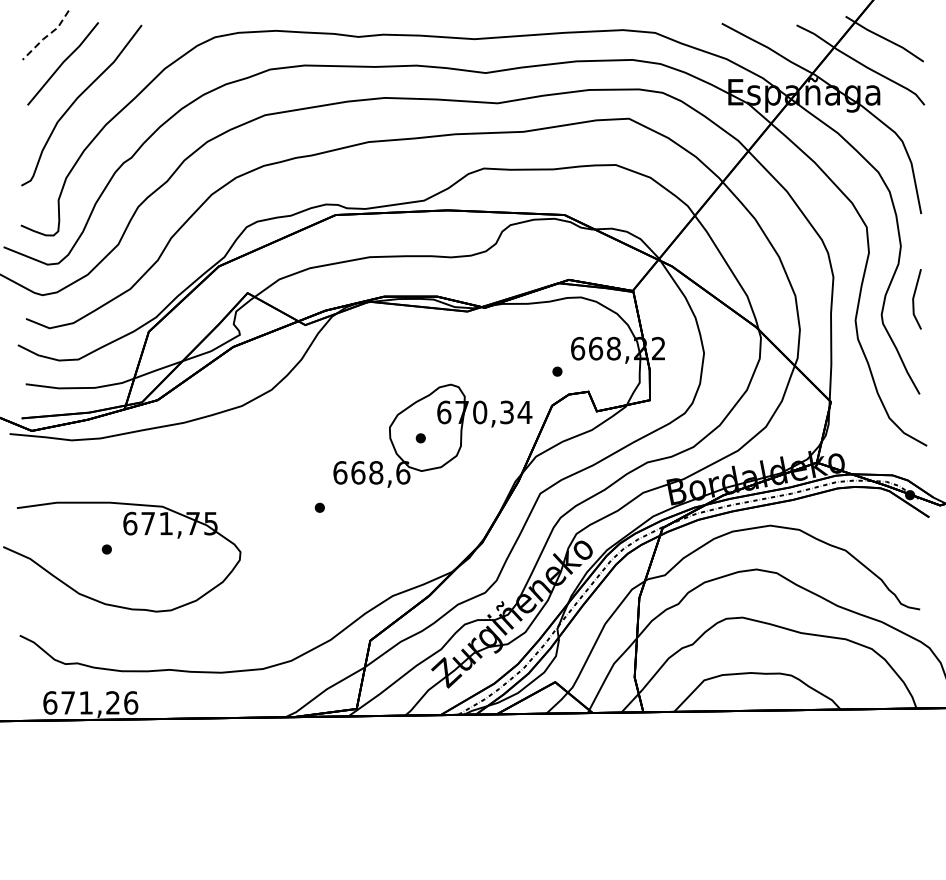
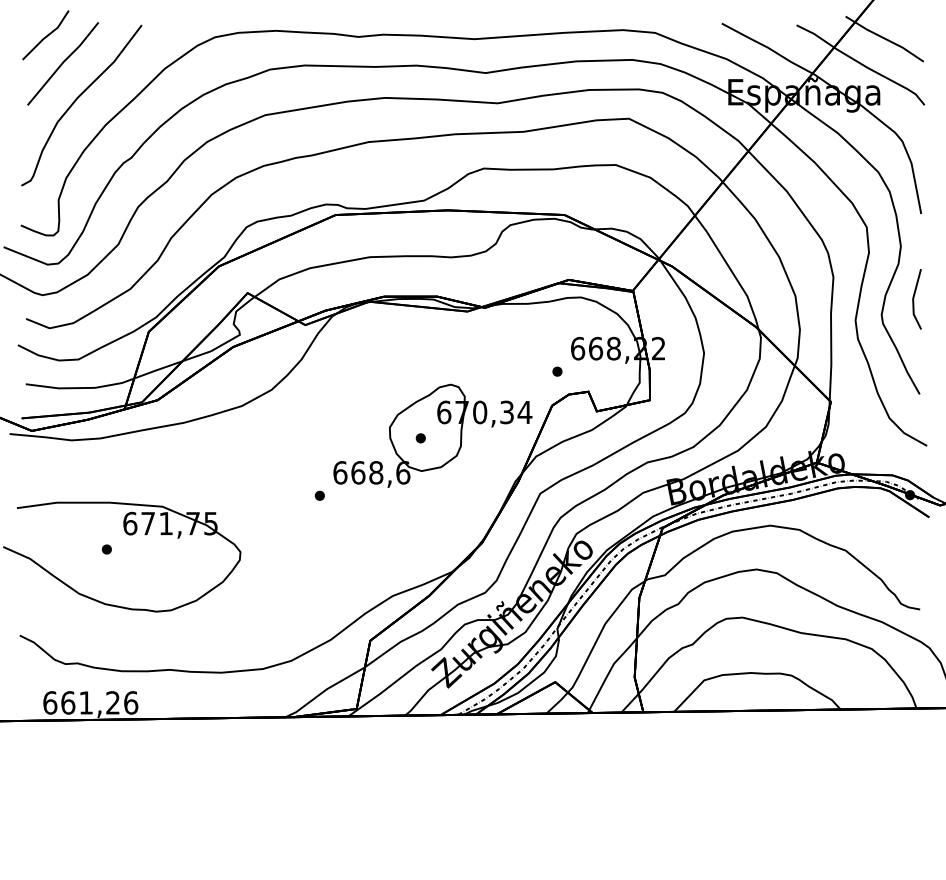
line: dashed -> solid (47, 36)
part position: (319, 507) -> (319, 495) (319, 495)
text: 671,26 -> 661,26 (68, 702)
